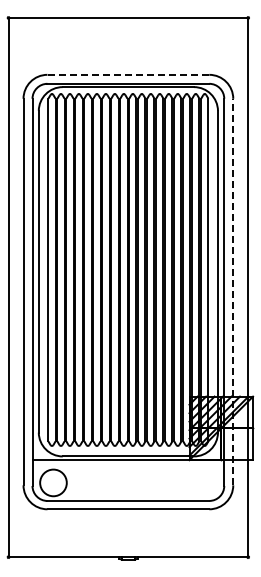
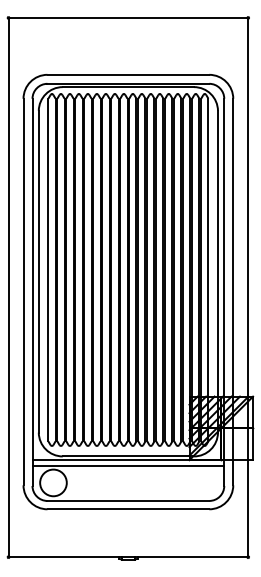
line: dashed -> solid (128, 74)
line: dashed -> solid (233, 291)
line: none -> present (128, 466)
